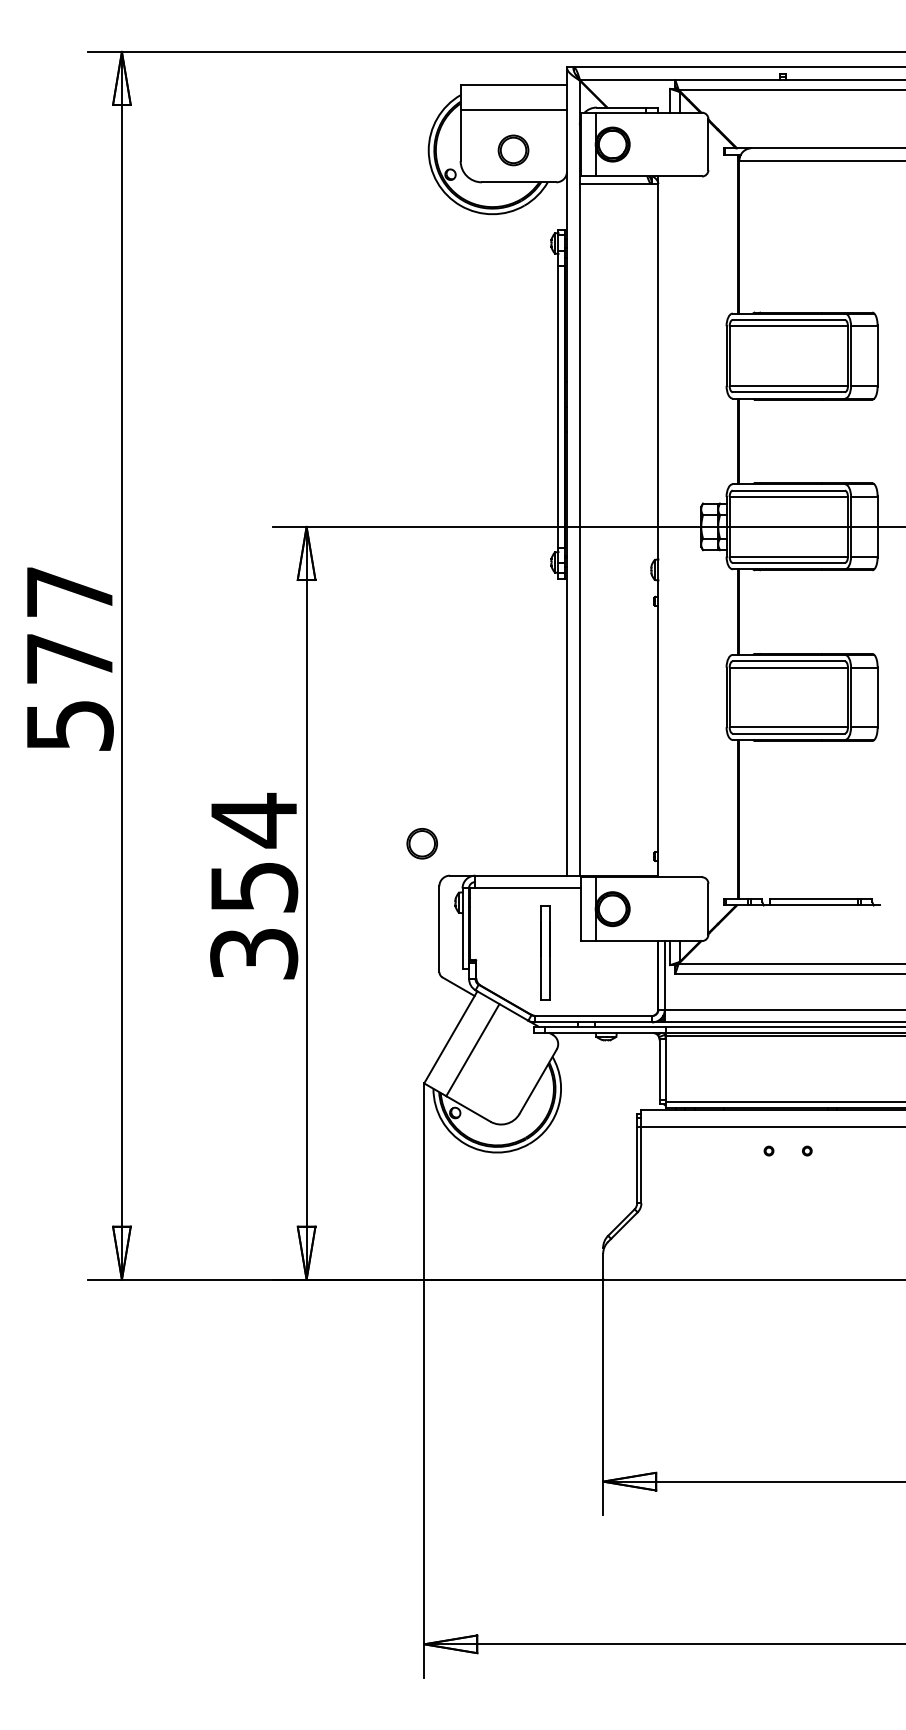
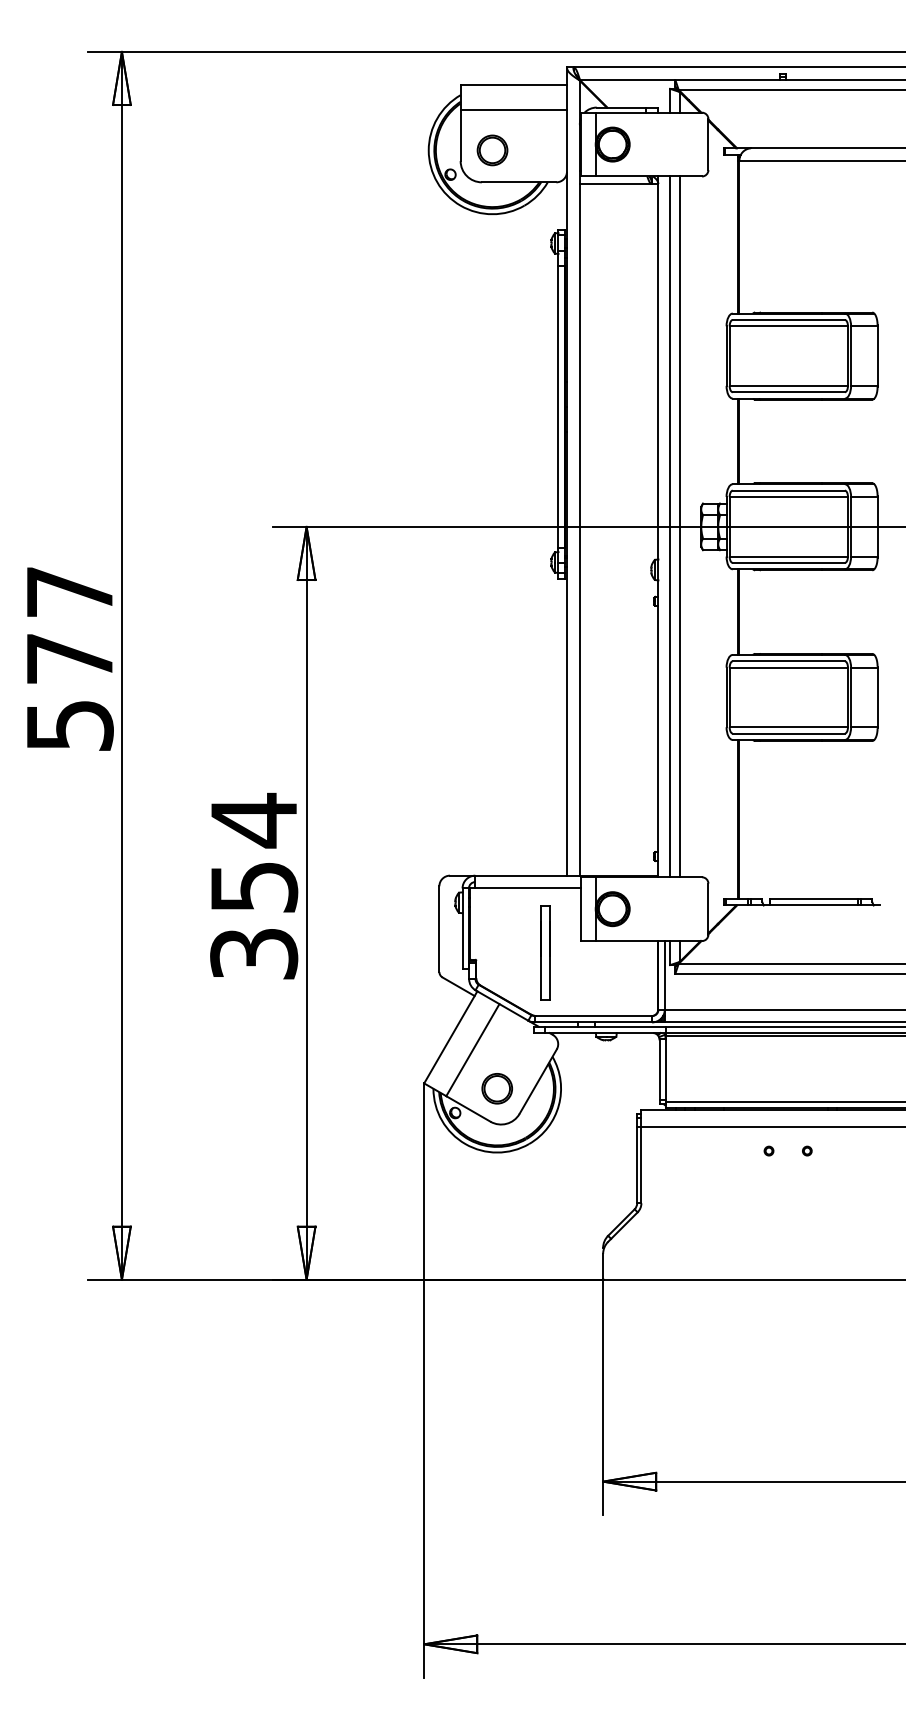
part position: (513, 150) -> (492, 150) (492, 150)
line: none -> present (670, 526)
line: none -> present (679, 526)
part position: (421, 843) -> (496, 1088) (496, 1088)
